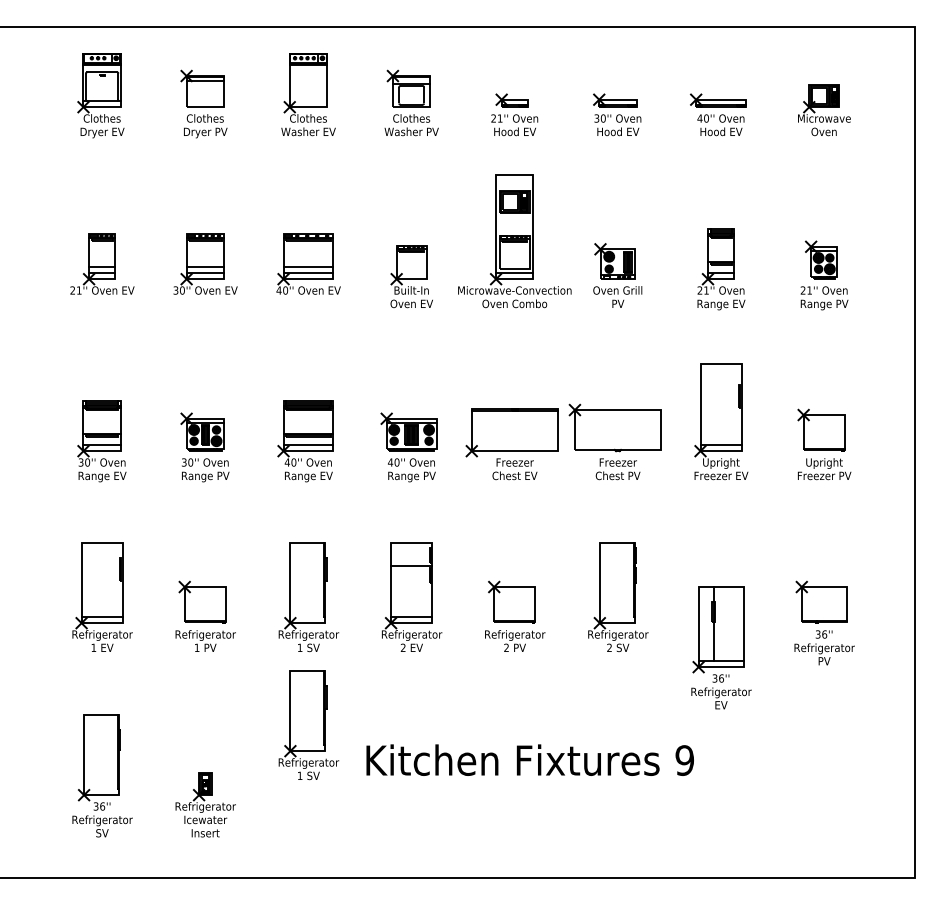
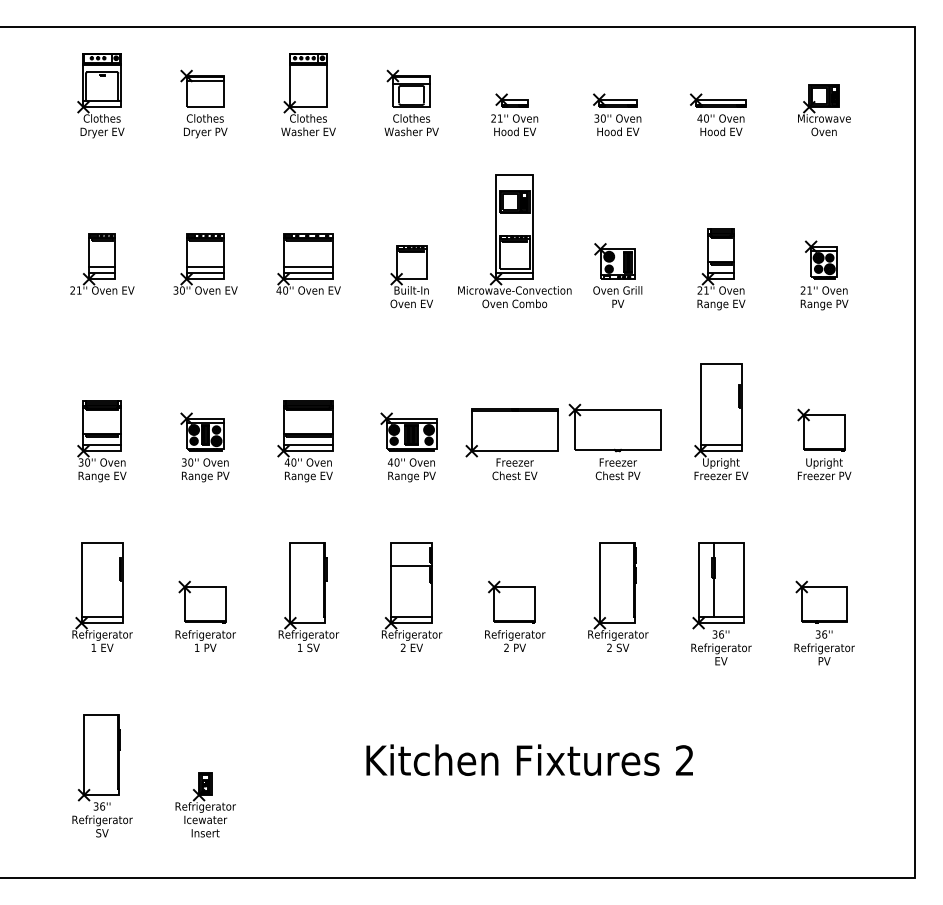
part position: (721, 647) -> (721, 603) (721, 603)
part: present -> none (308, 725)
text: 9 -> 2 (684, 760)
